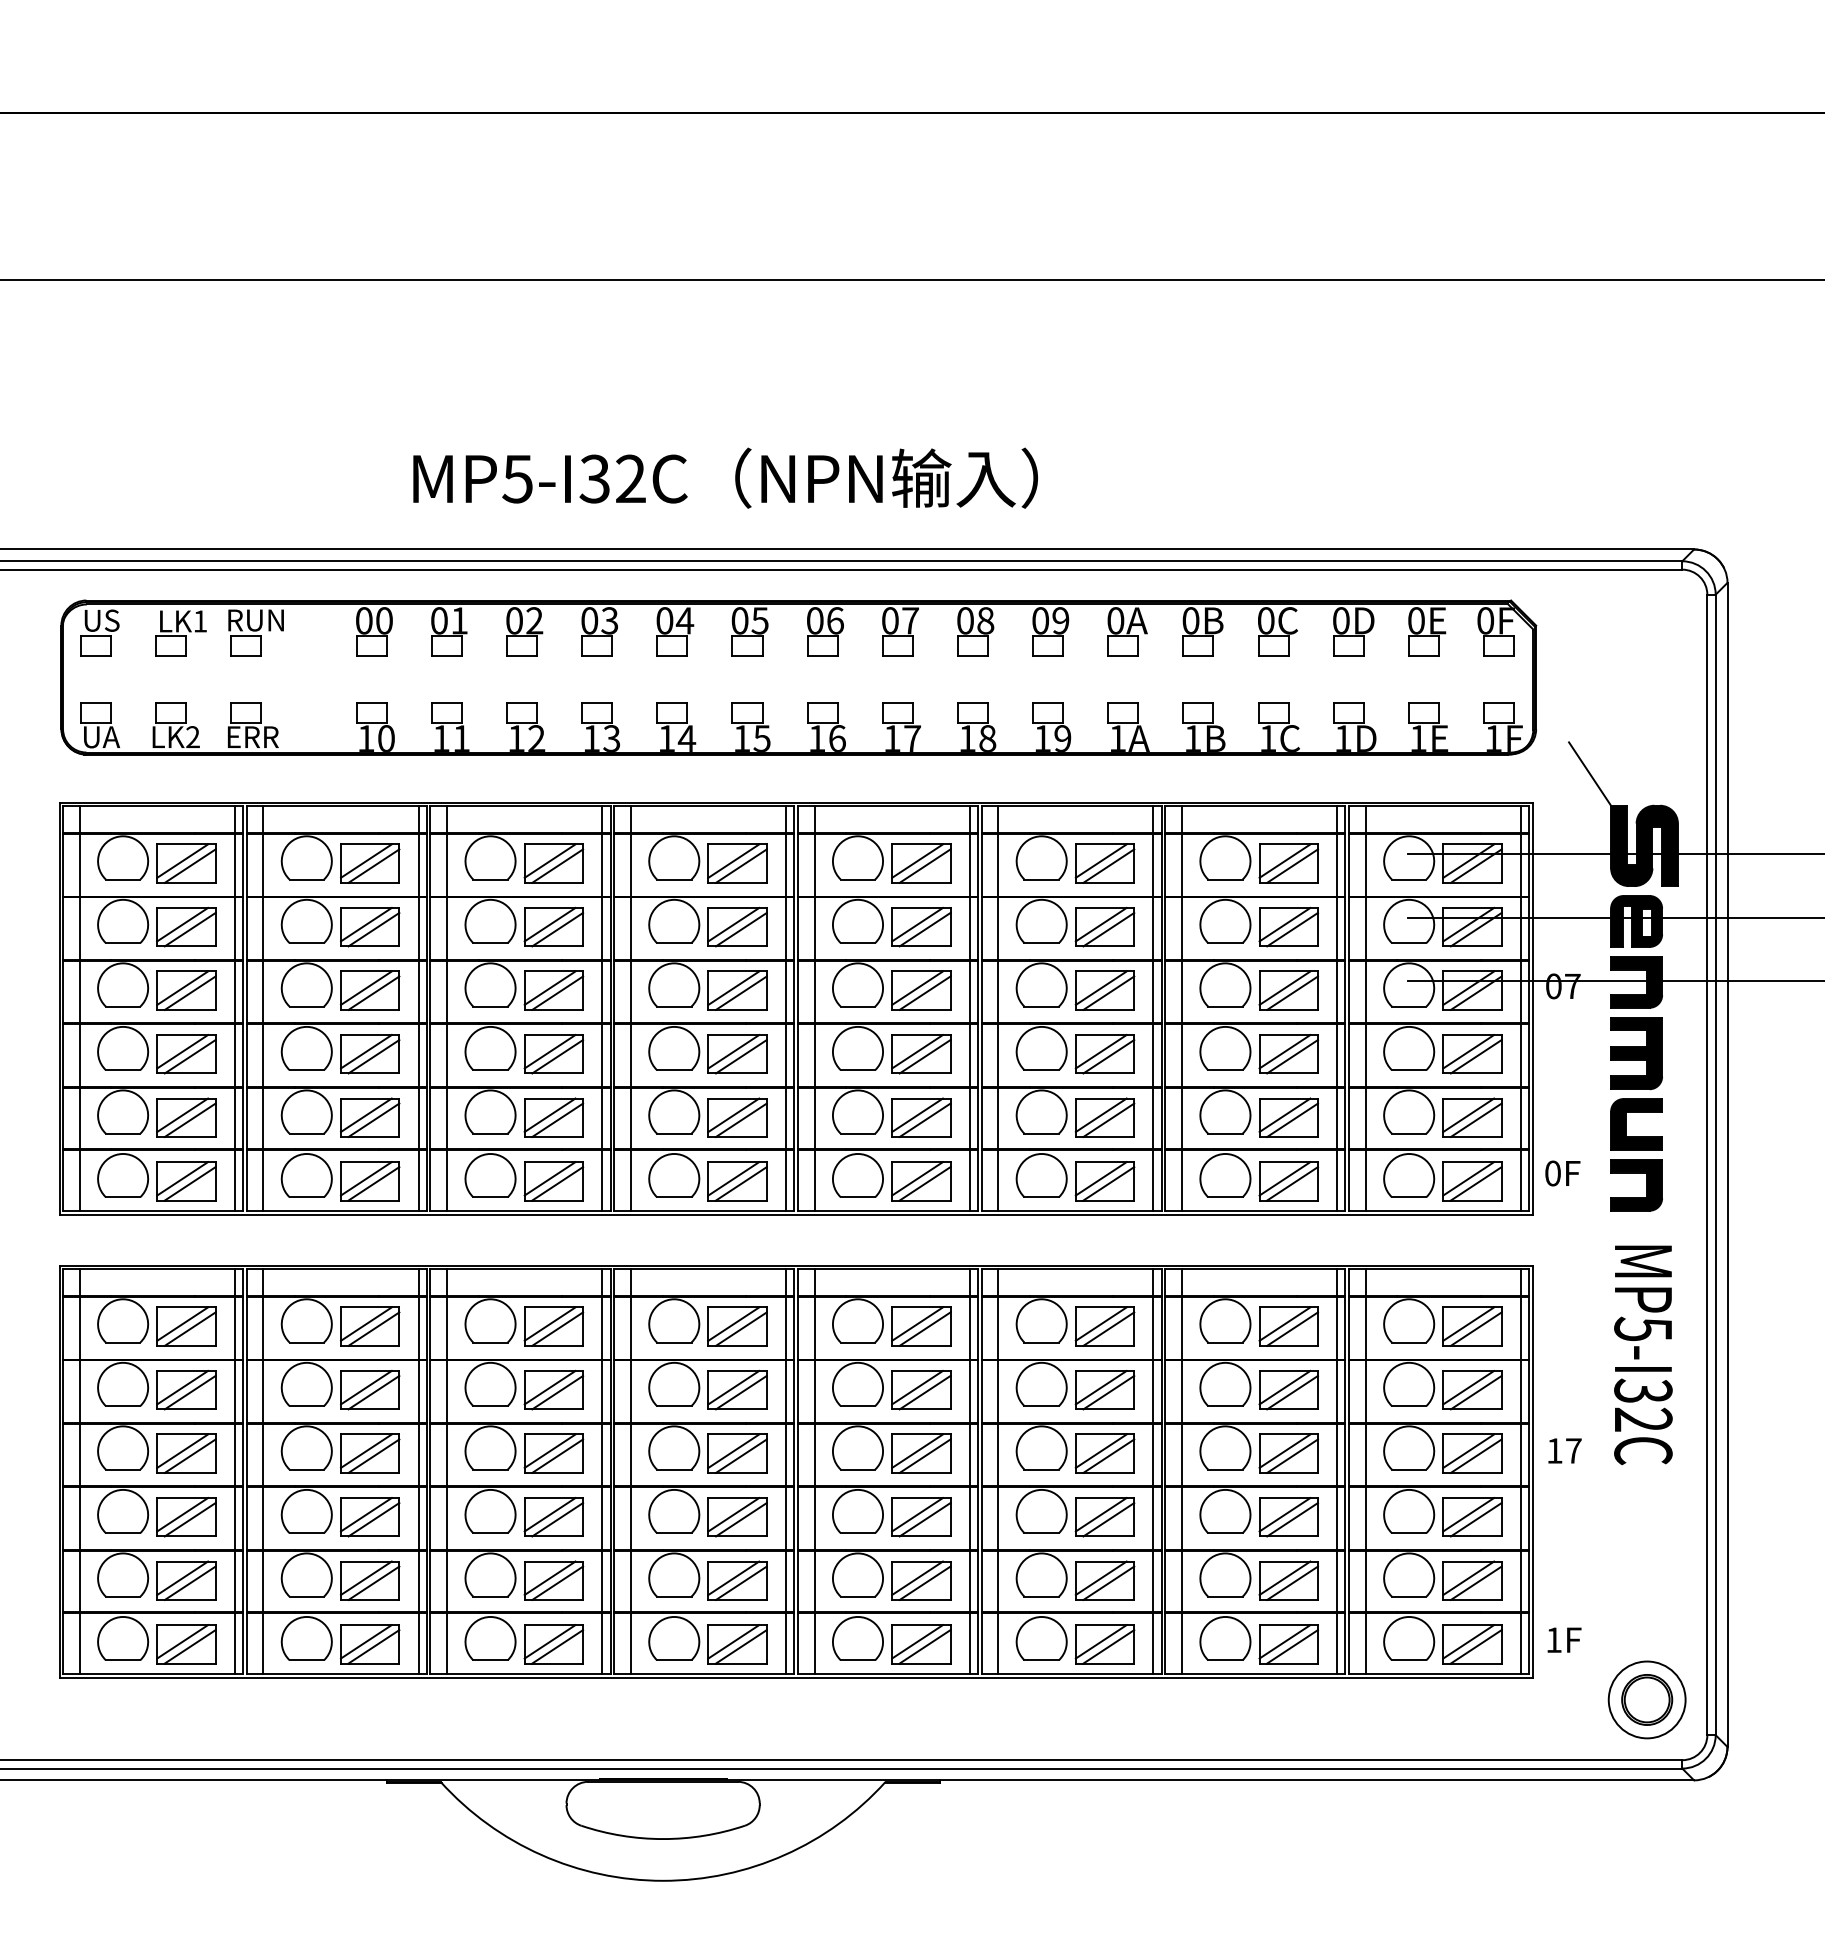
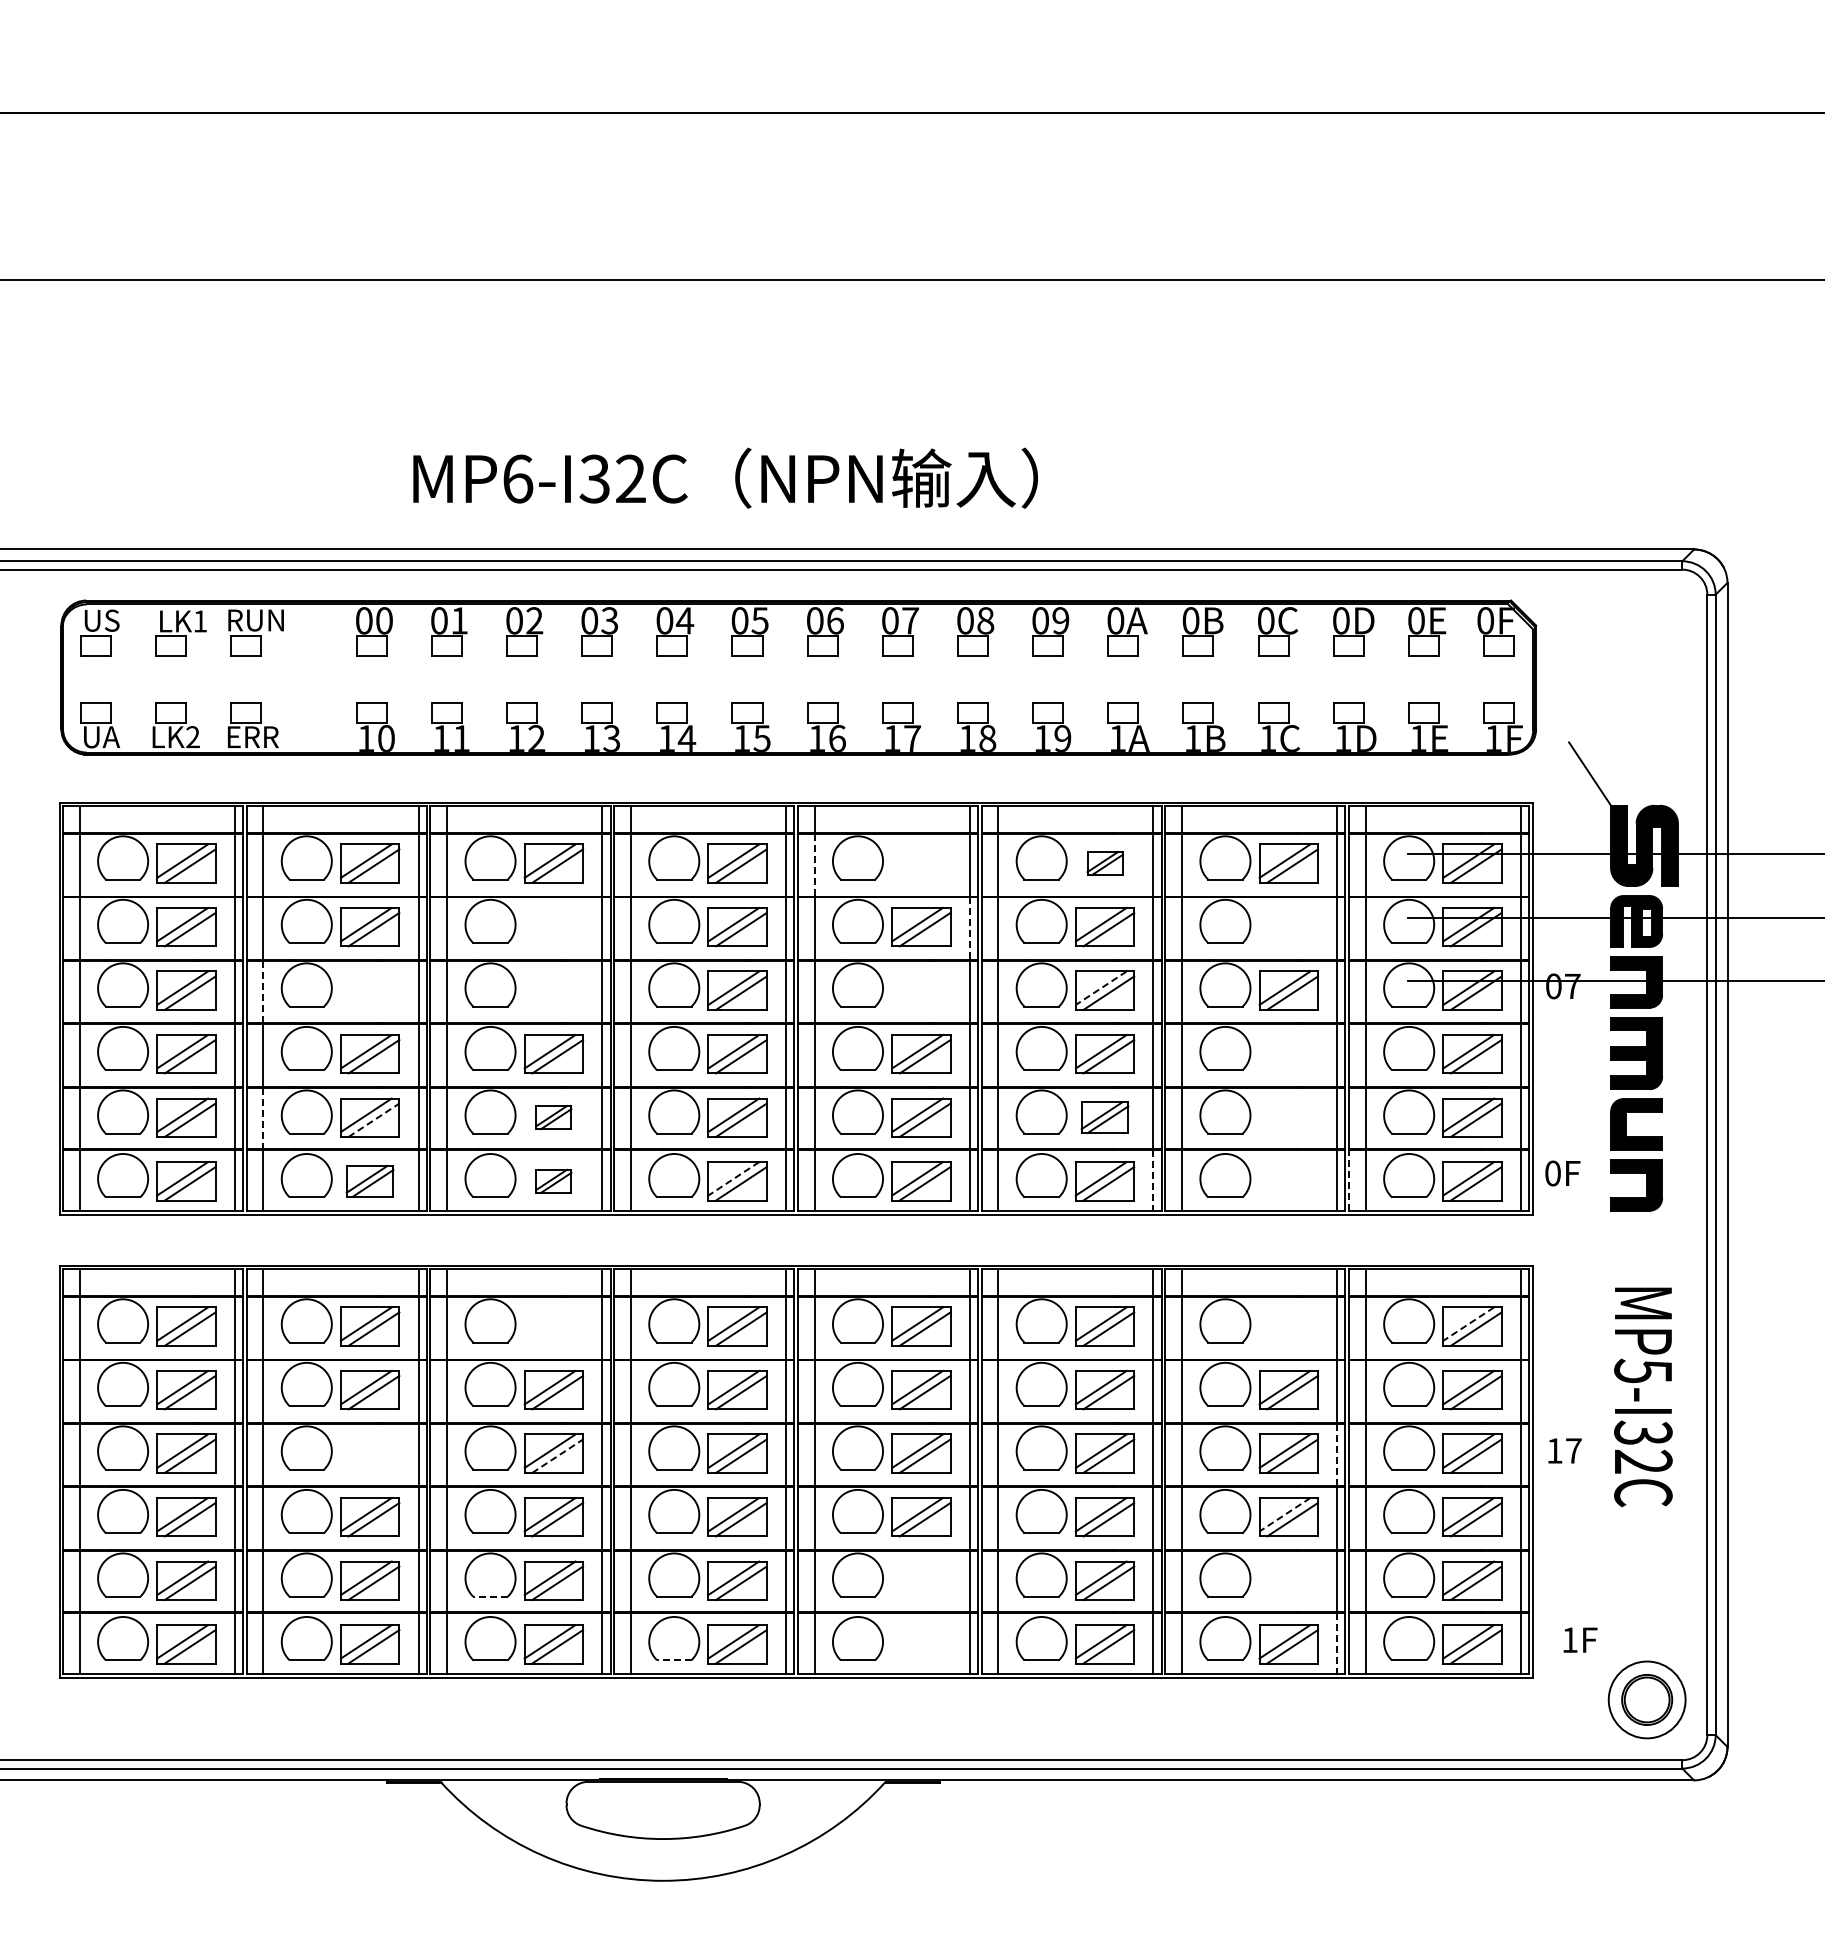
text: MP5-I32C -> MP6-I32C (517, 478)
part: present -> none (921, 863)
part size: 62x41 px -> 38x26 px (1104, 863)
line: solid -> dashed (814, 865)
part: present -> none (553, 926)
part: present -> none (1288, 926)
line: solid -> dashed (969, 929)
line: solid -> dashed (1100, 988)
part: present -> none (370, 990)
part: present -> none (553, 990)
part: present -> none (921, 990)
line: solid -> dashed (263, 992)
part: present -> none (1288, 1054)
part size: 62x41 px -> 38x26 px (553, 1117)
part size: 62x41 px -> 50x34 px (1104, 1117)
part: present -> none (1288, 1117)
line: solid -> dashed (263, 1118)
line: solid -> dashed (374, 1120)
line: solid -> dashed (733, 1179)
line: solid -> dashed (1153, 1180)
line: solid -> dashed (1349, 1180)
part size: 62x41 px -> 50x34 px (369, 1180)
part size: 62x41 px -> 38x26 px (553, 1180)
part: present -> none (1288, 1181)
line: solid -> dashed (1468, 1324)
part: present -> none (553, 1326)
part: present -> none (1288, 1326)
text position: (1643, 1355) -> (1643, 1397) (1643, 1397)
part: present -> none (370, 1453)
line: solid -> dashed (558, 1455)
line: solid -> dashed (1337, 1455)
line: solid -> dashed (1284, 1515)
part: present -> none (921, 1580)
part: present -> none (1288, 1580)
line: solid -> dashed (490, 1596)
text position: (1564, 1639) -> (1580, 1639) (1580, 1639)
line: solid -> dashed (1337, 1643)
part: present -> none (921, 1644)
line: solid -> dashed (673, 1660)
